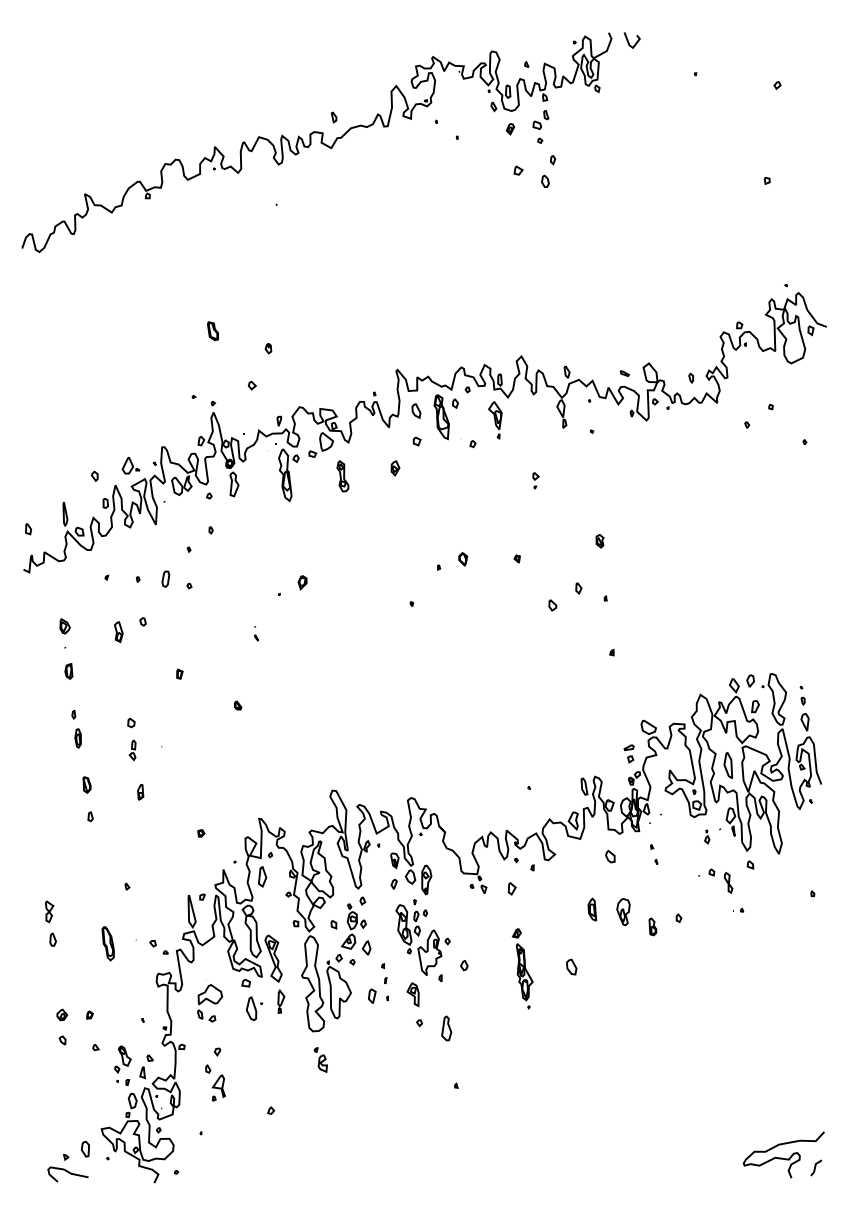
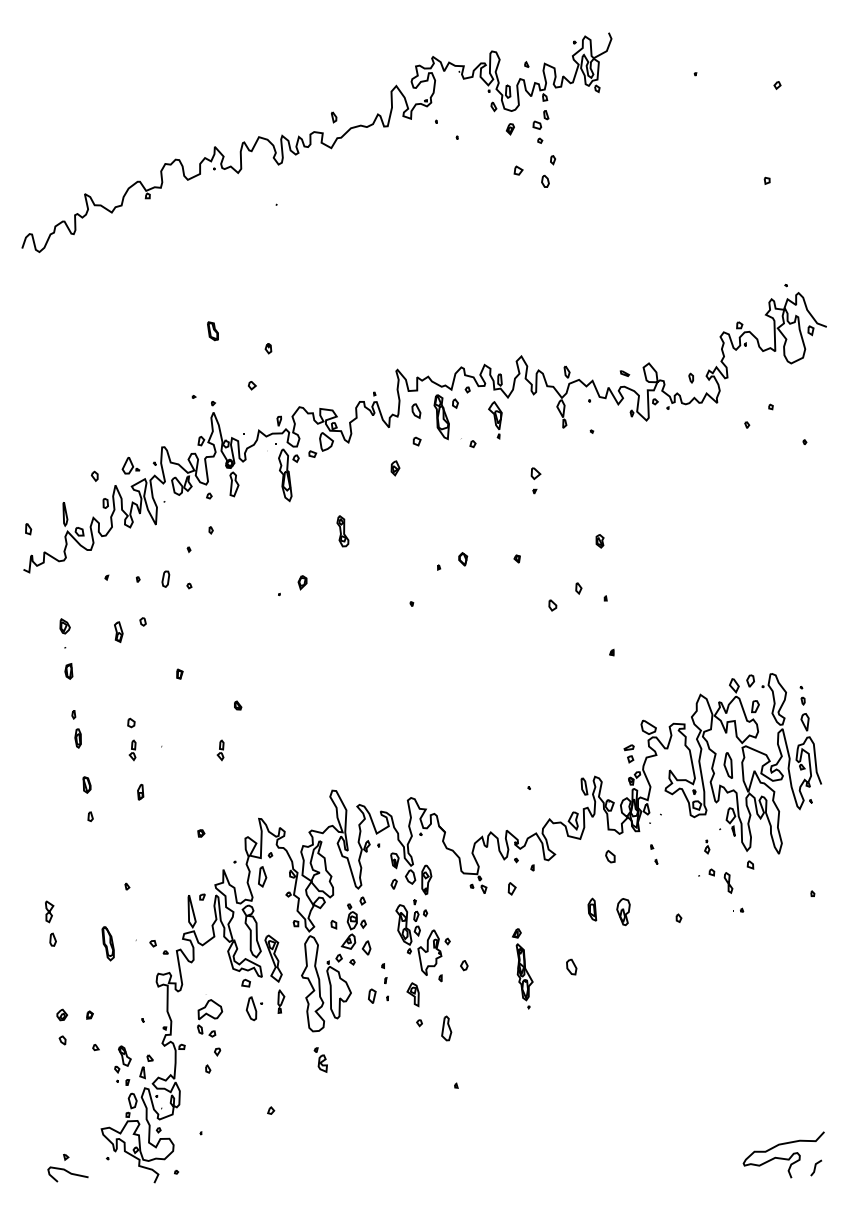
line: present -> none (629, 42)
part position: (342, 476) -> (342, 531) (342, 531)
part size: 8x18 px -> 12x28 px (535, 480)
part: present -> none (256, 633)
part: none -> present (220, 750)
part position: (707, 836) -> (707, 846) (707, 846)
part: present -> none (652, 926)
part position: (210, 1000) -> (210, 1015) (210, 1015)
part: present -> none (218, 1087)
part: present -> none (84, 1149)
